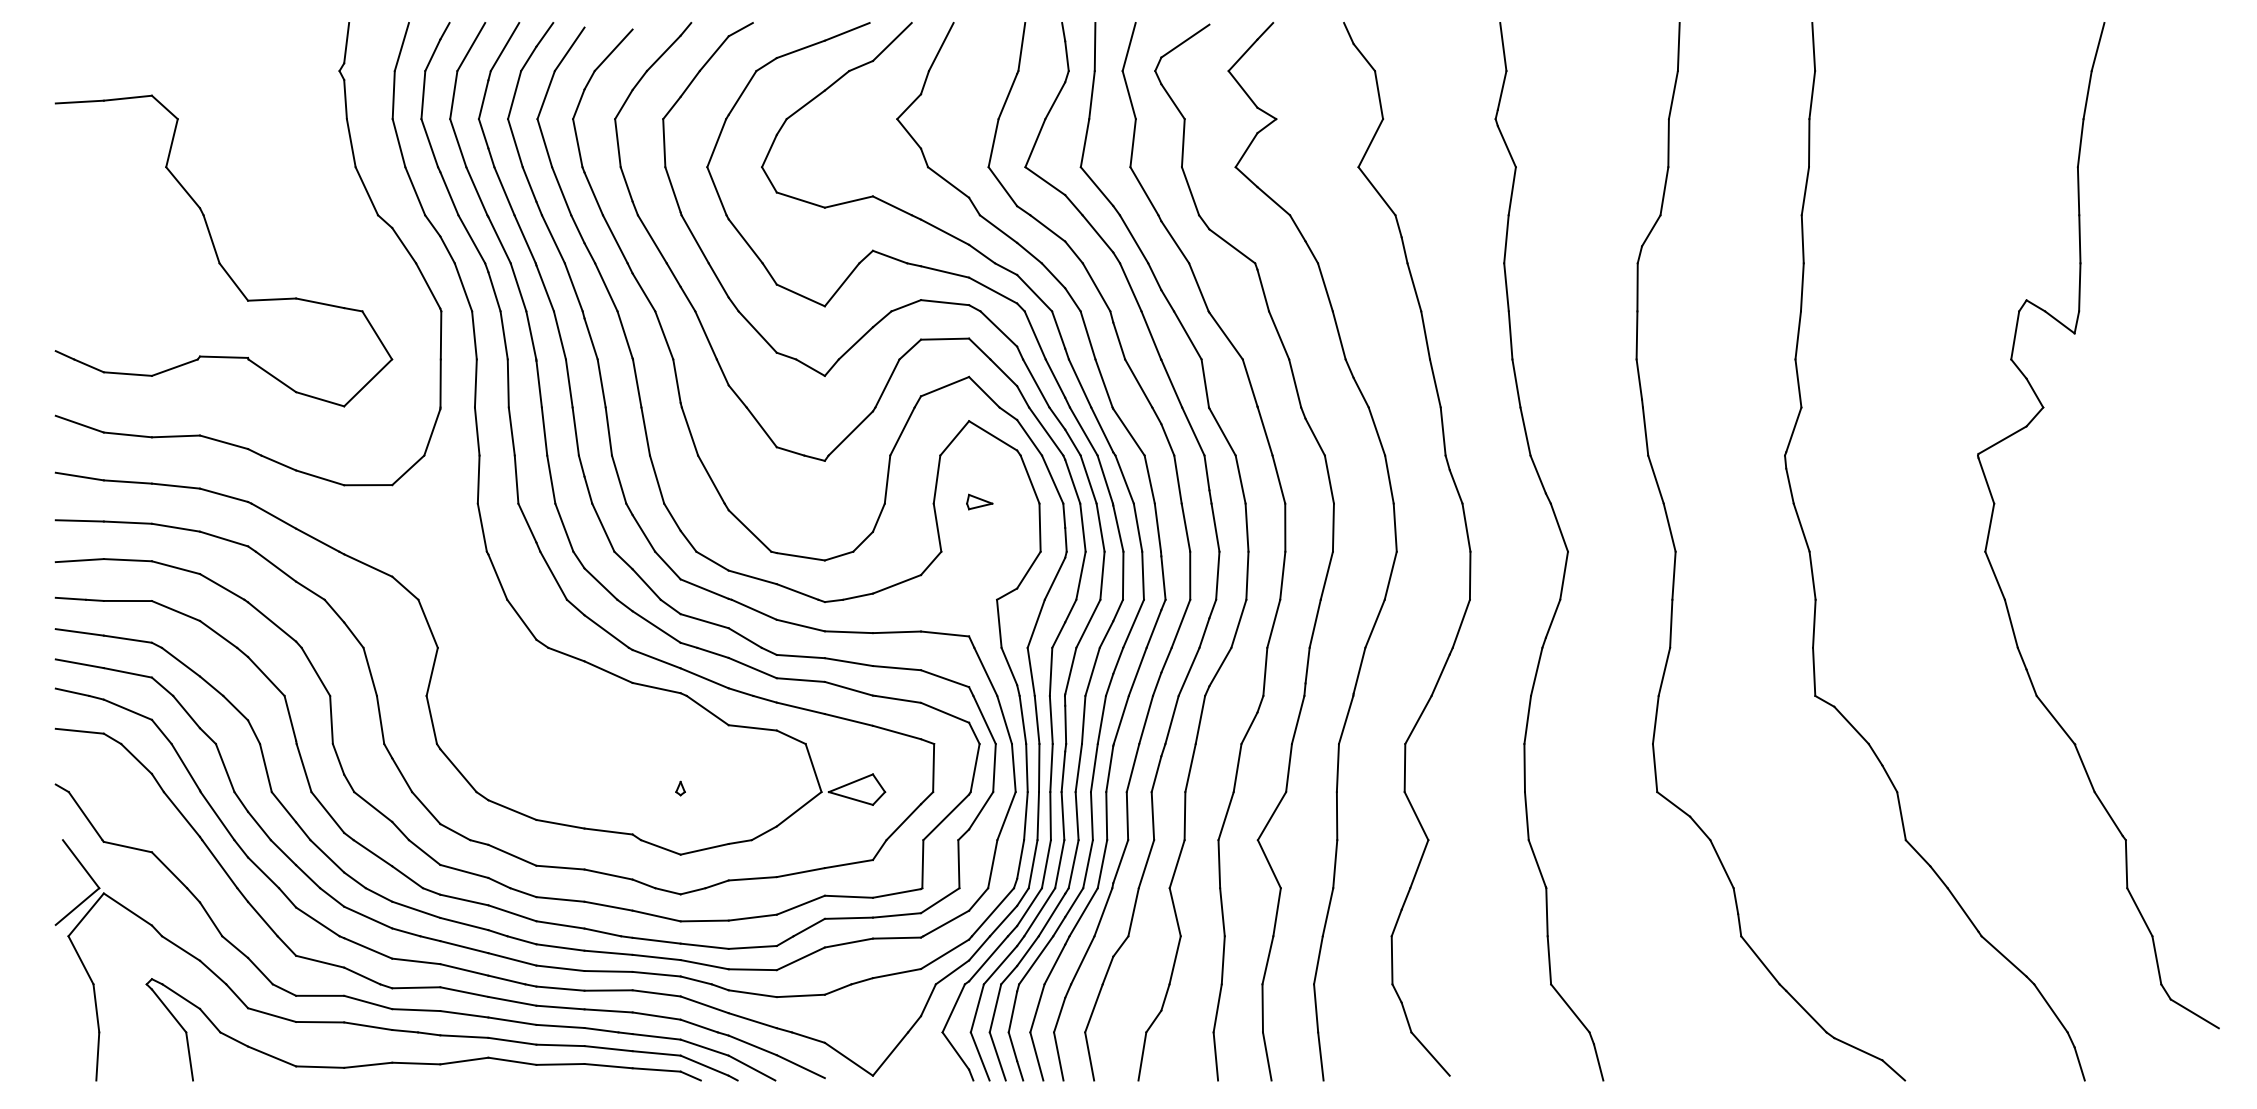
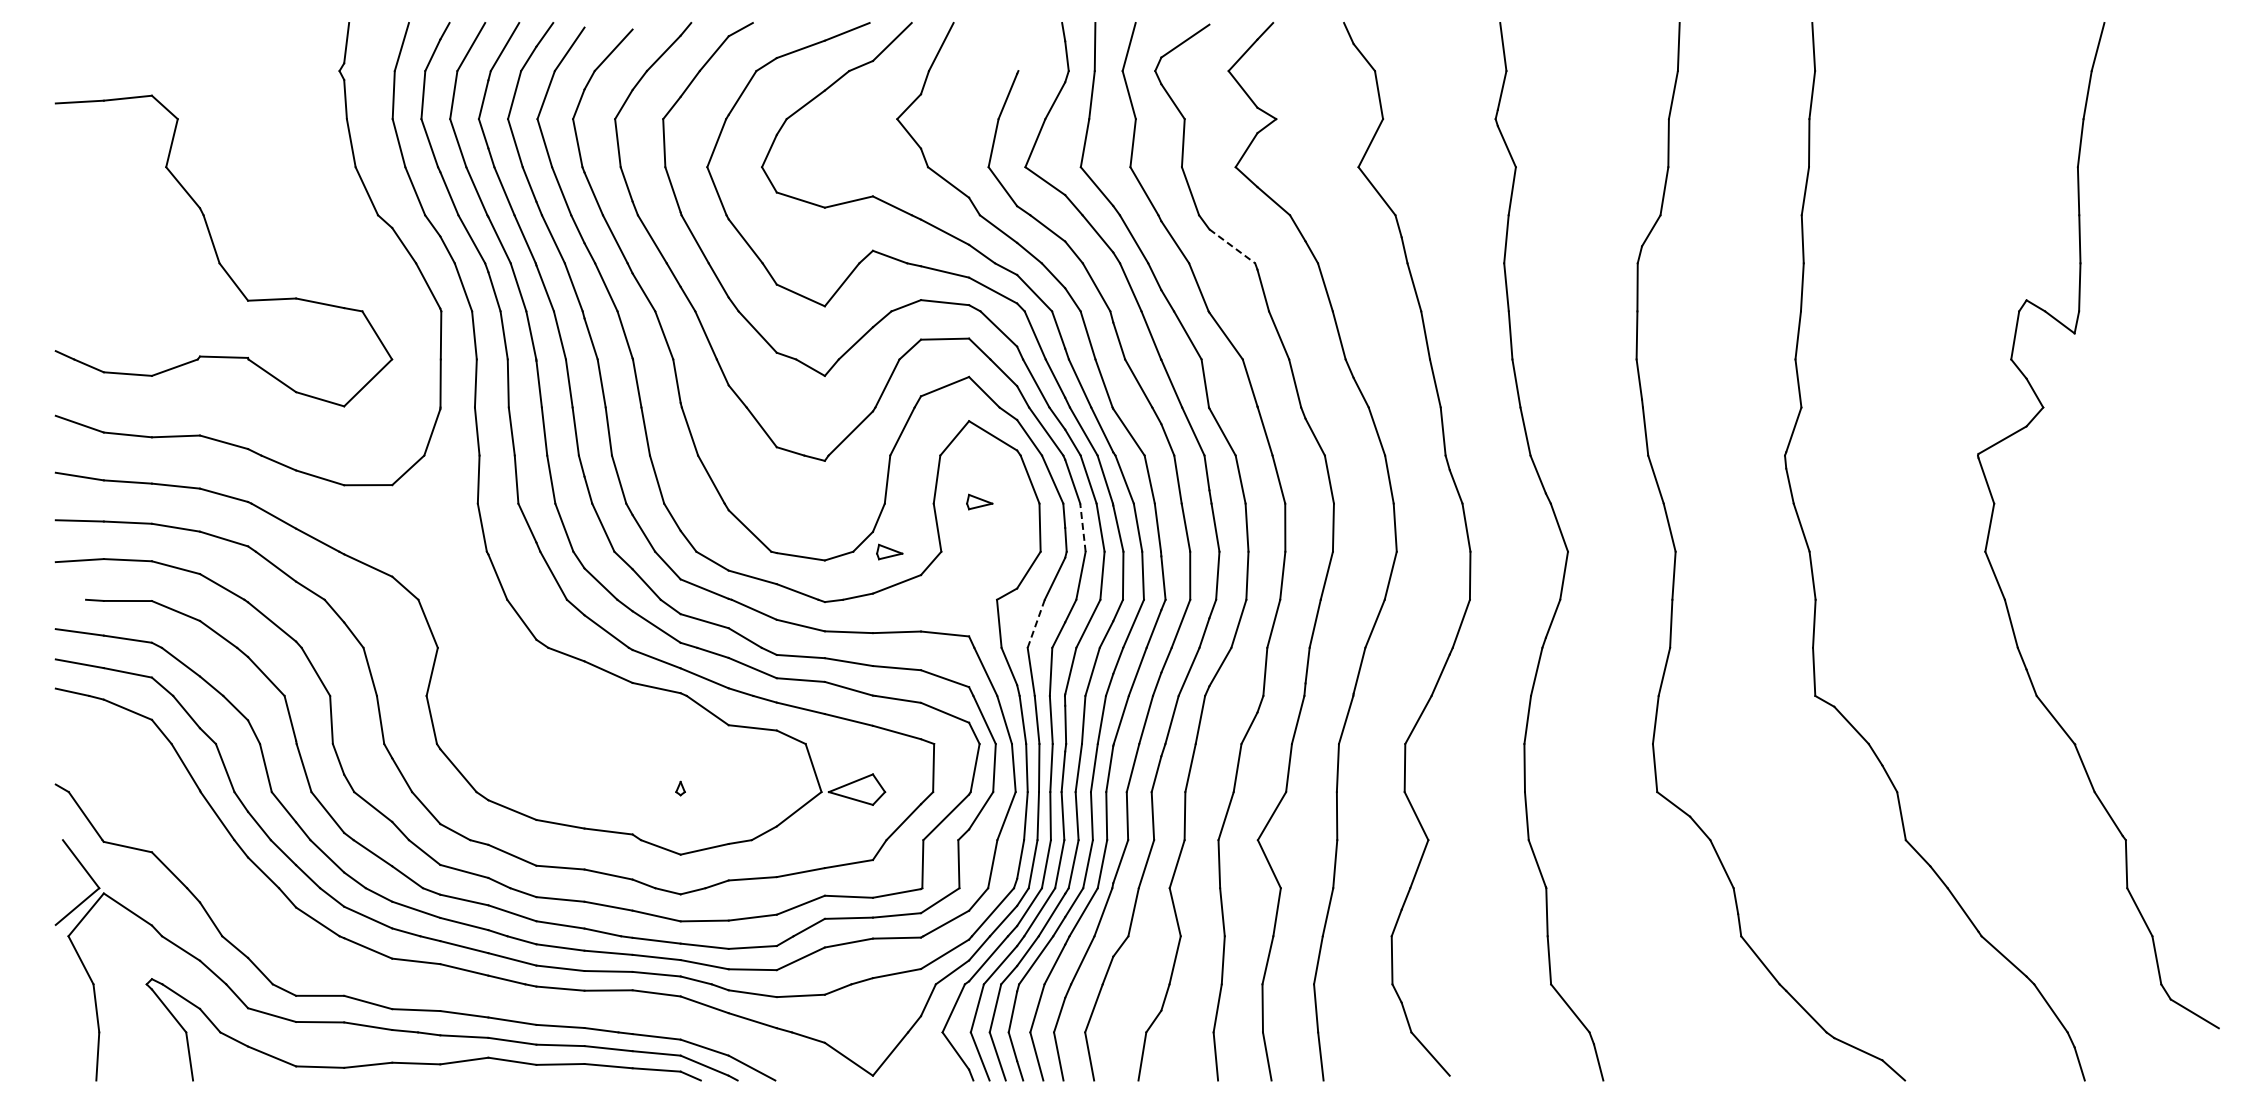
line: present -> none (1021, 47)
line: solid -> dashed (1232, 246)
line: solid -> dashed (1082, 527)
part: none -> present (889, 551)
line: present -> none (70, 598)
line: solid -> dashed (1036, 623)
part: present -> none (439, 986)
